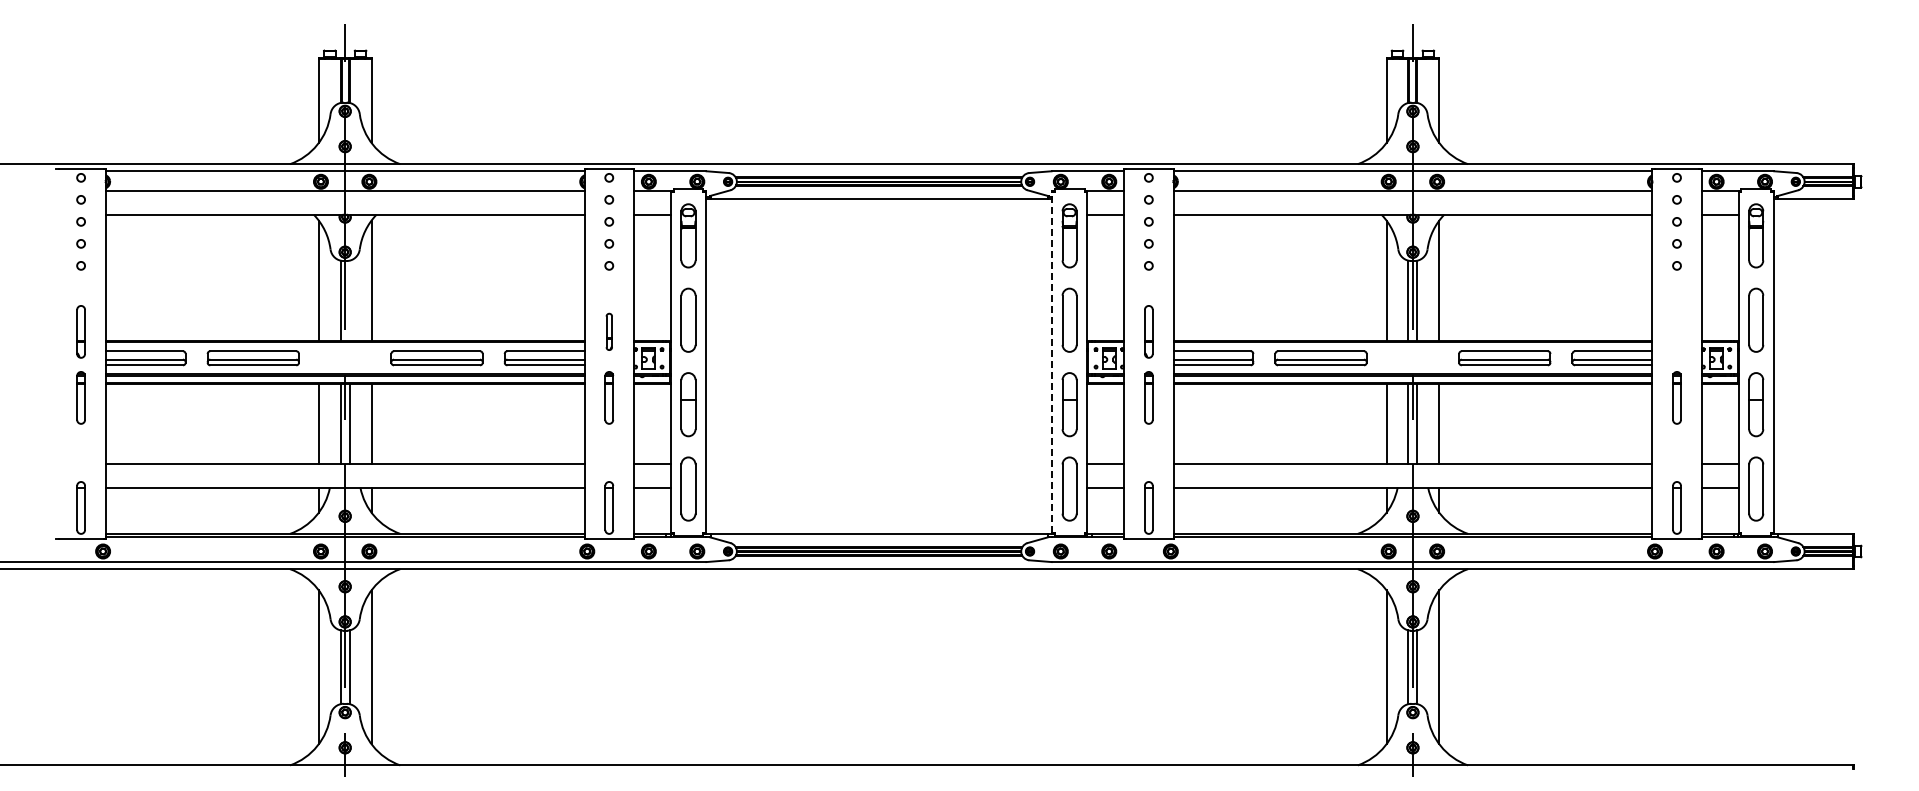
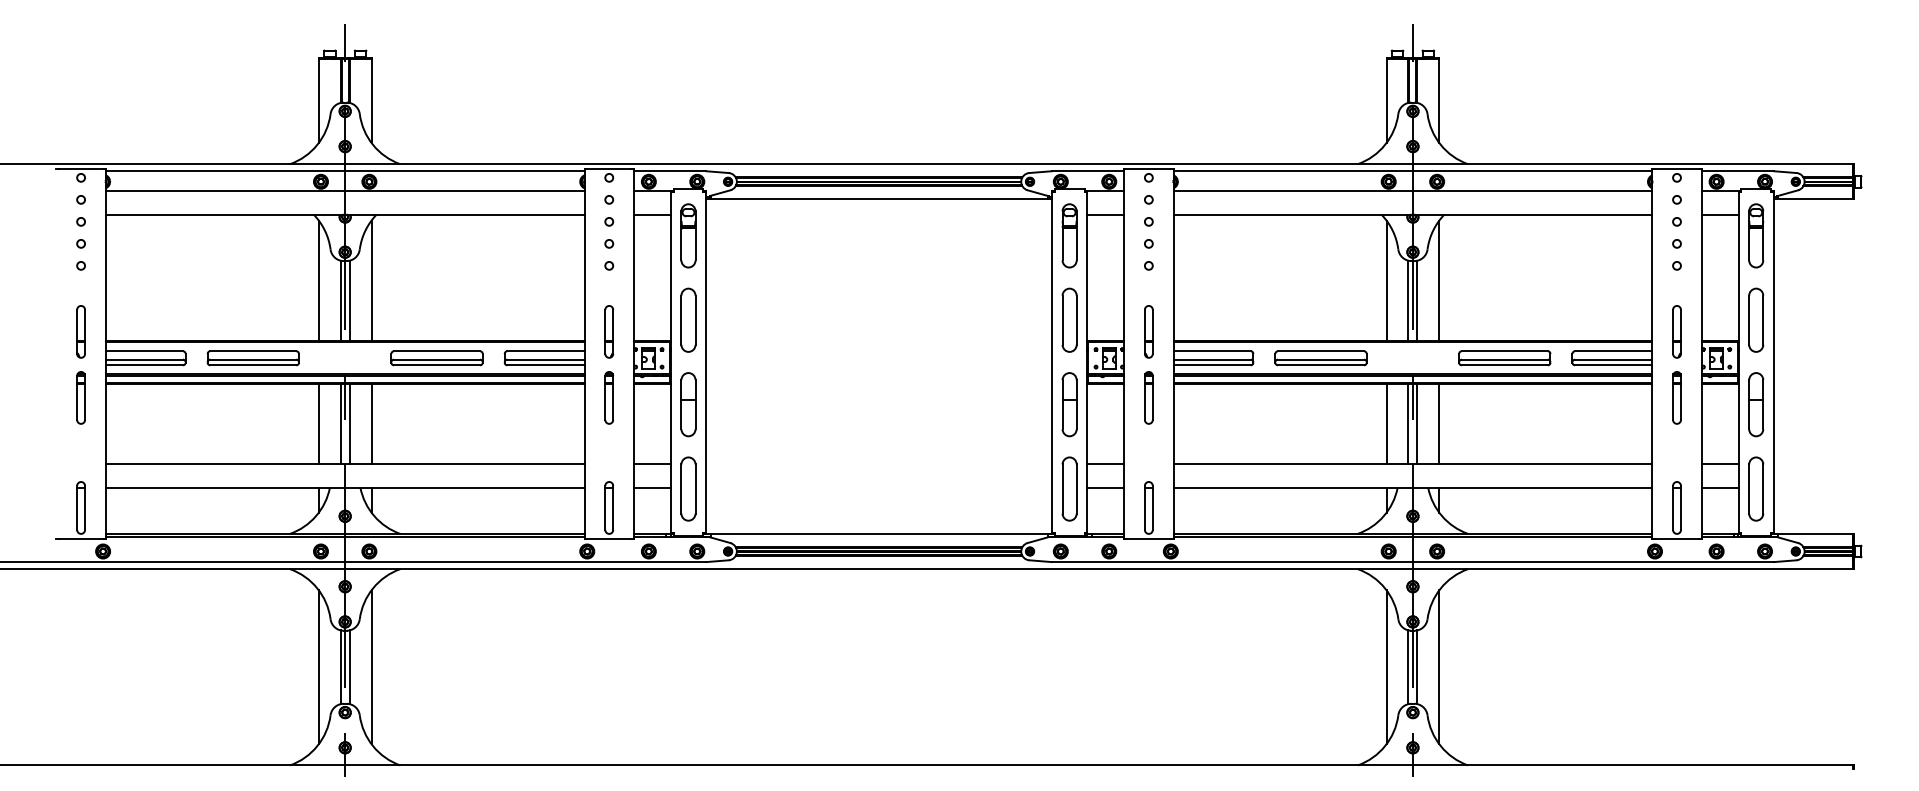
line: none -> present (349, 300)
part size: 8x39 px -> 11x54 px (609, 331)
part: none -> present (1676, 331)
line: dashed -> solid (1052, 362)
